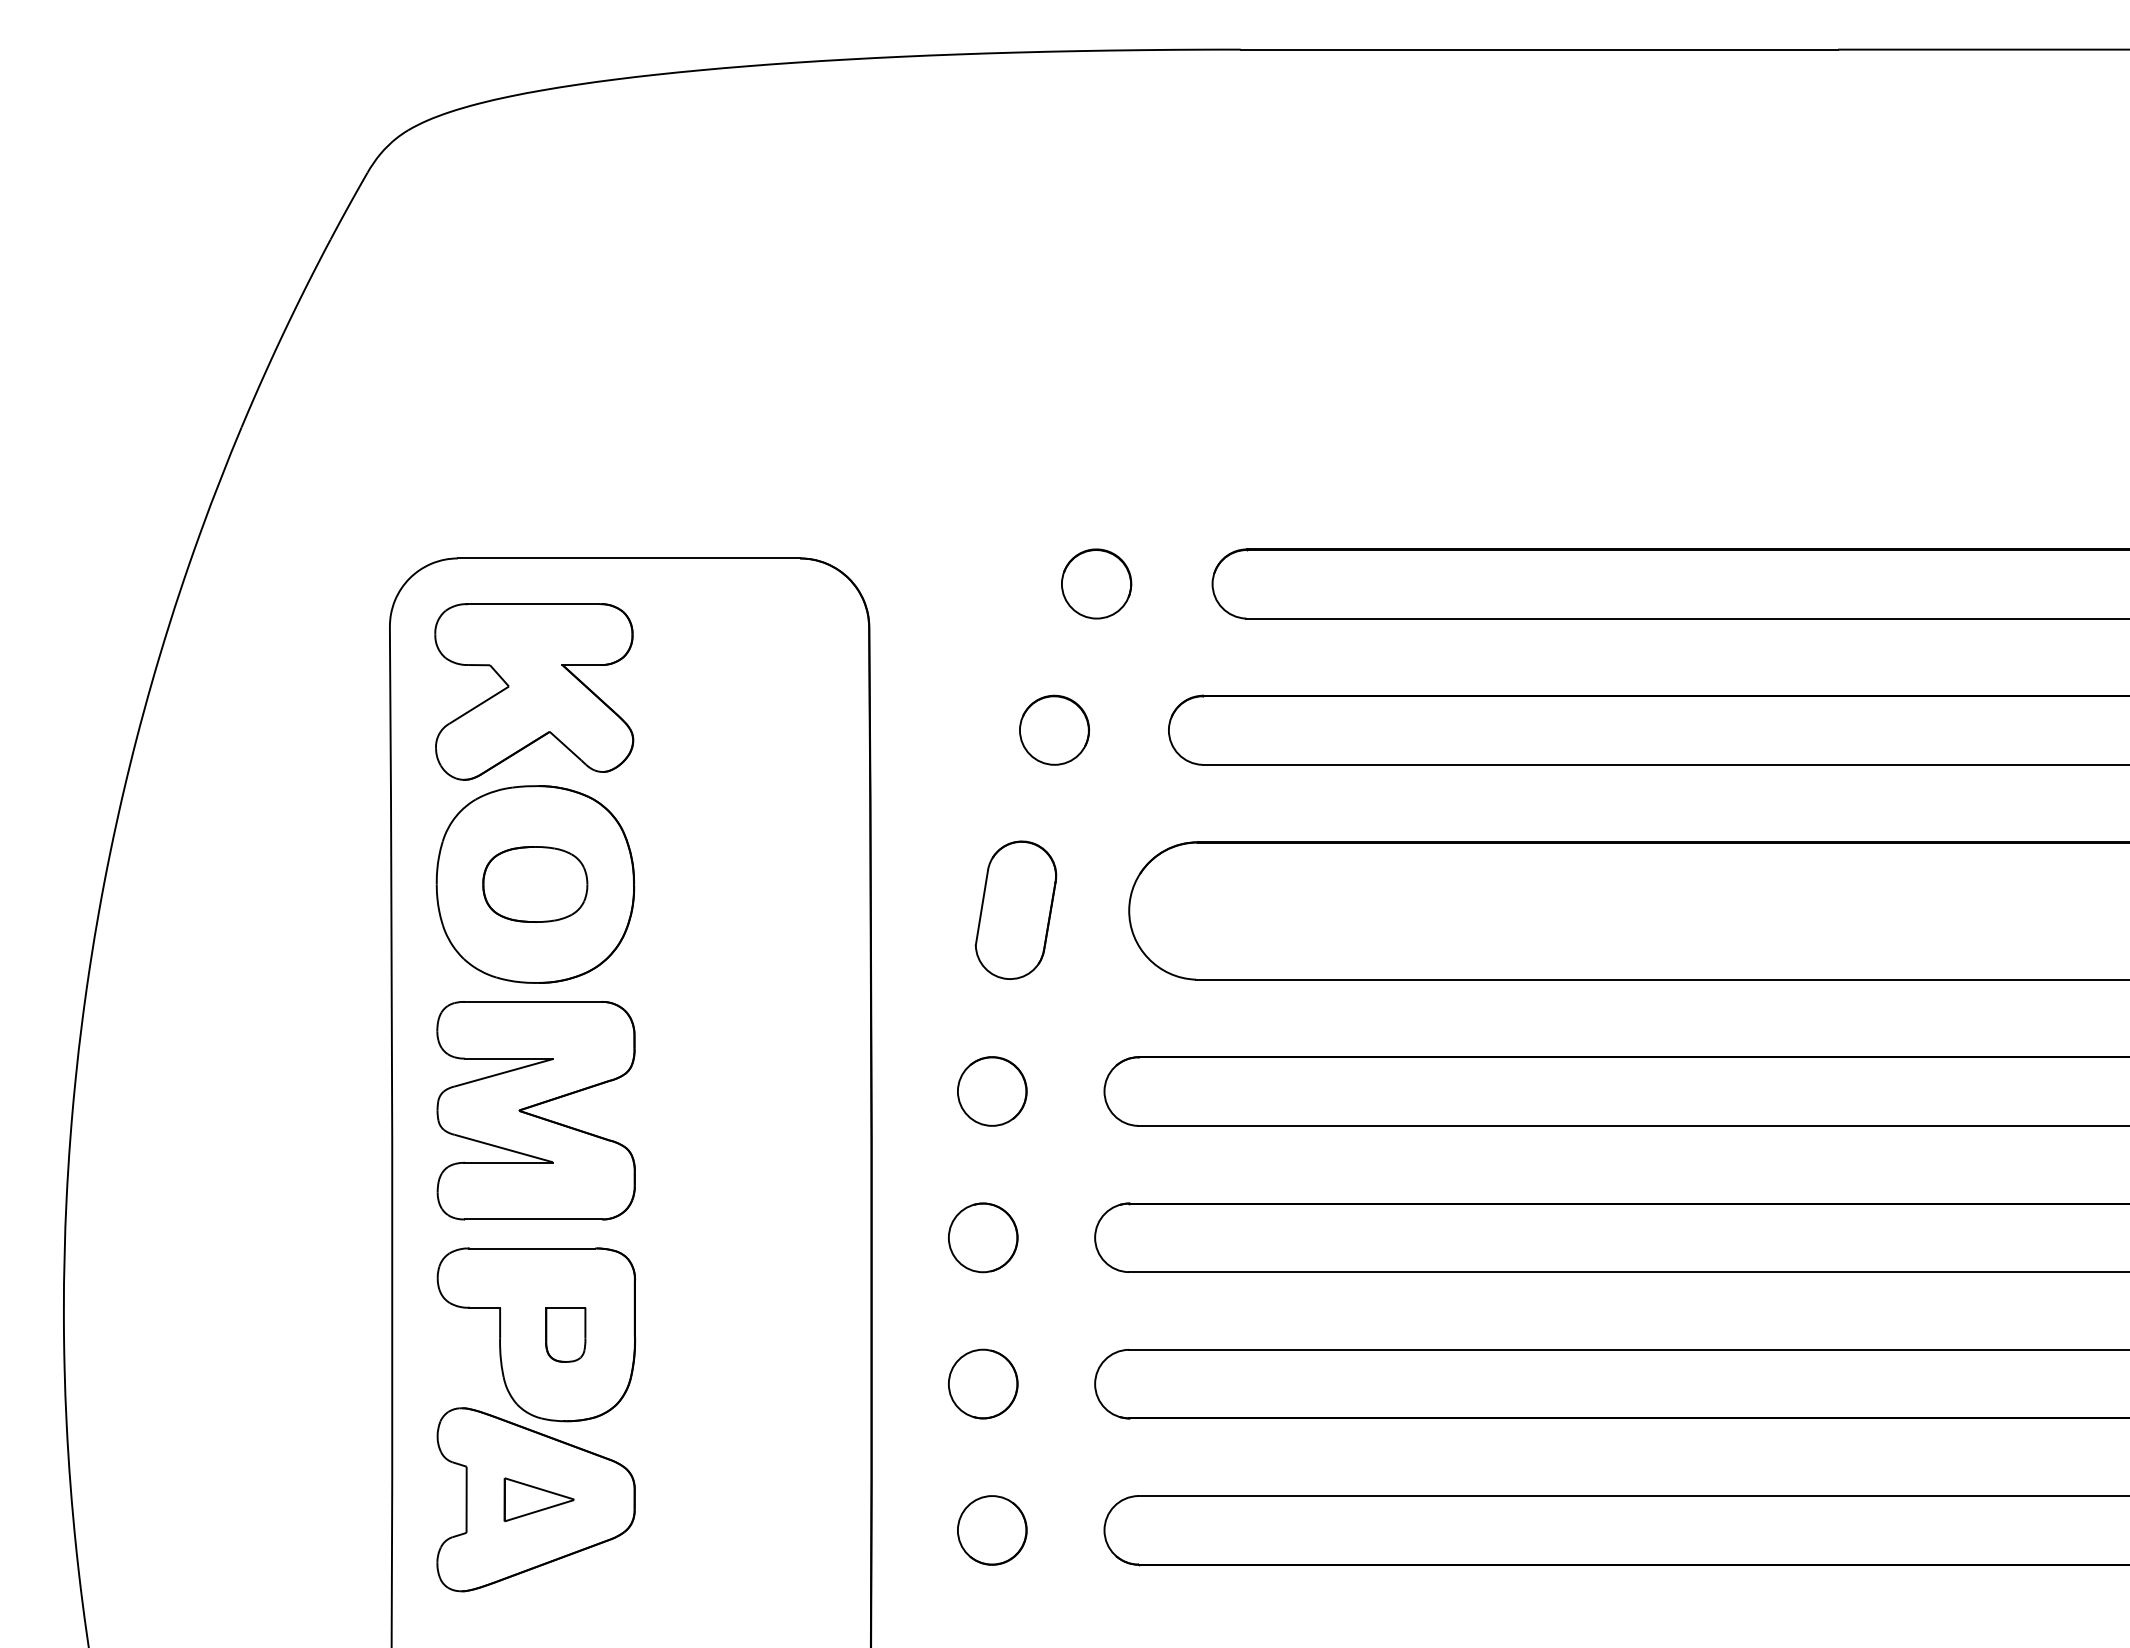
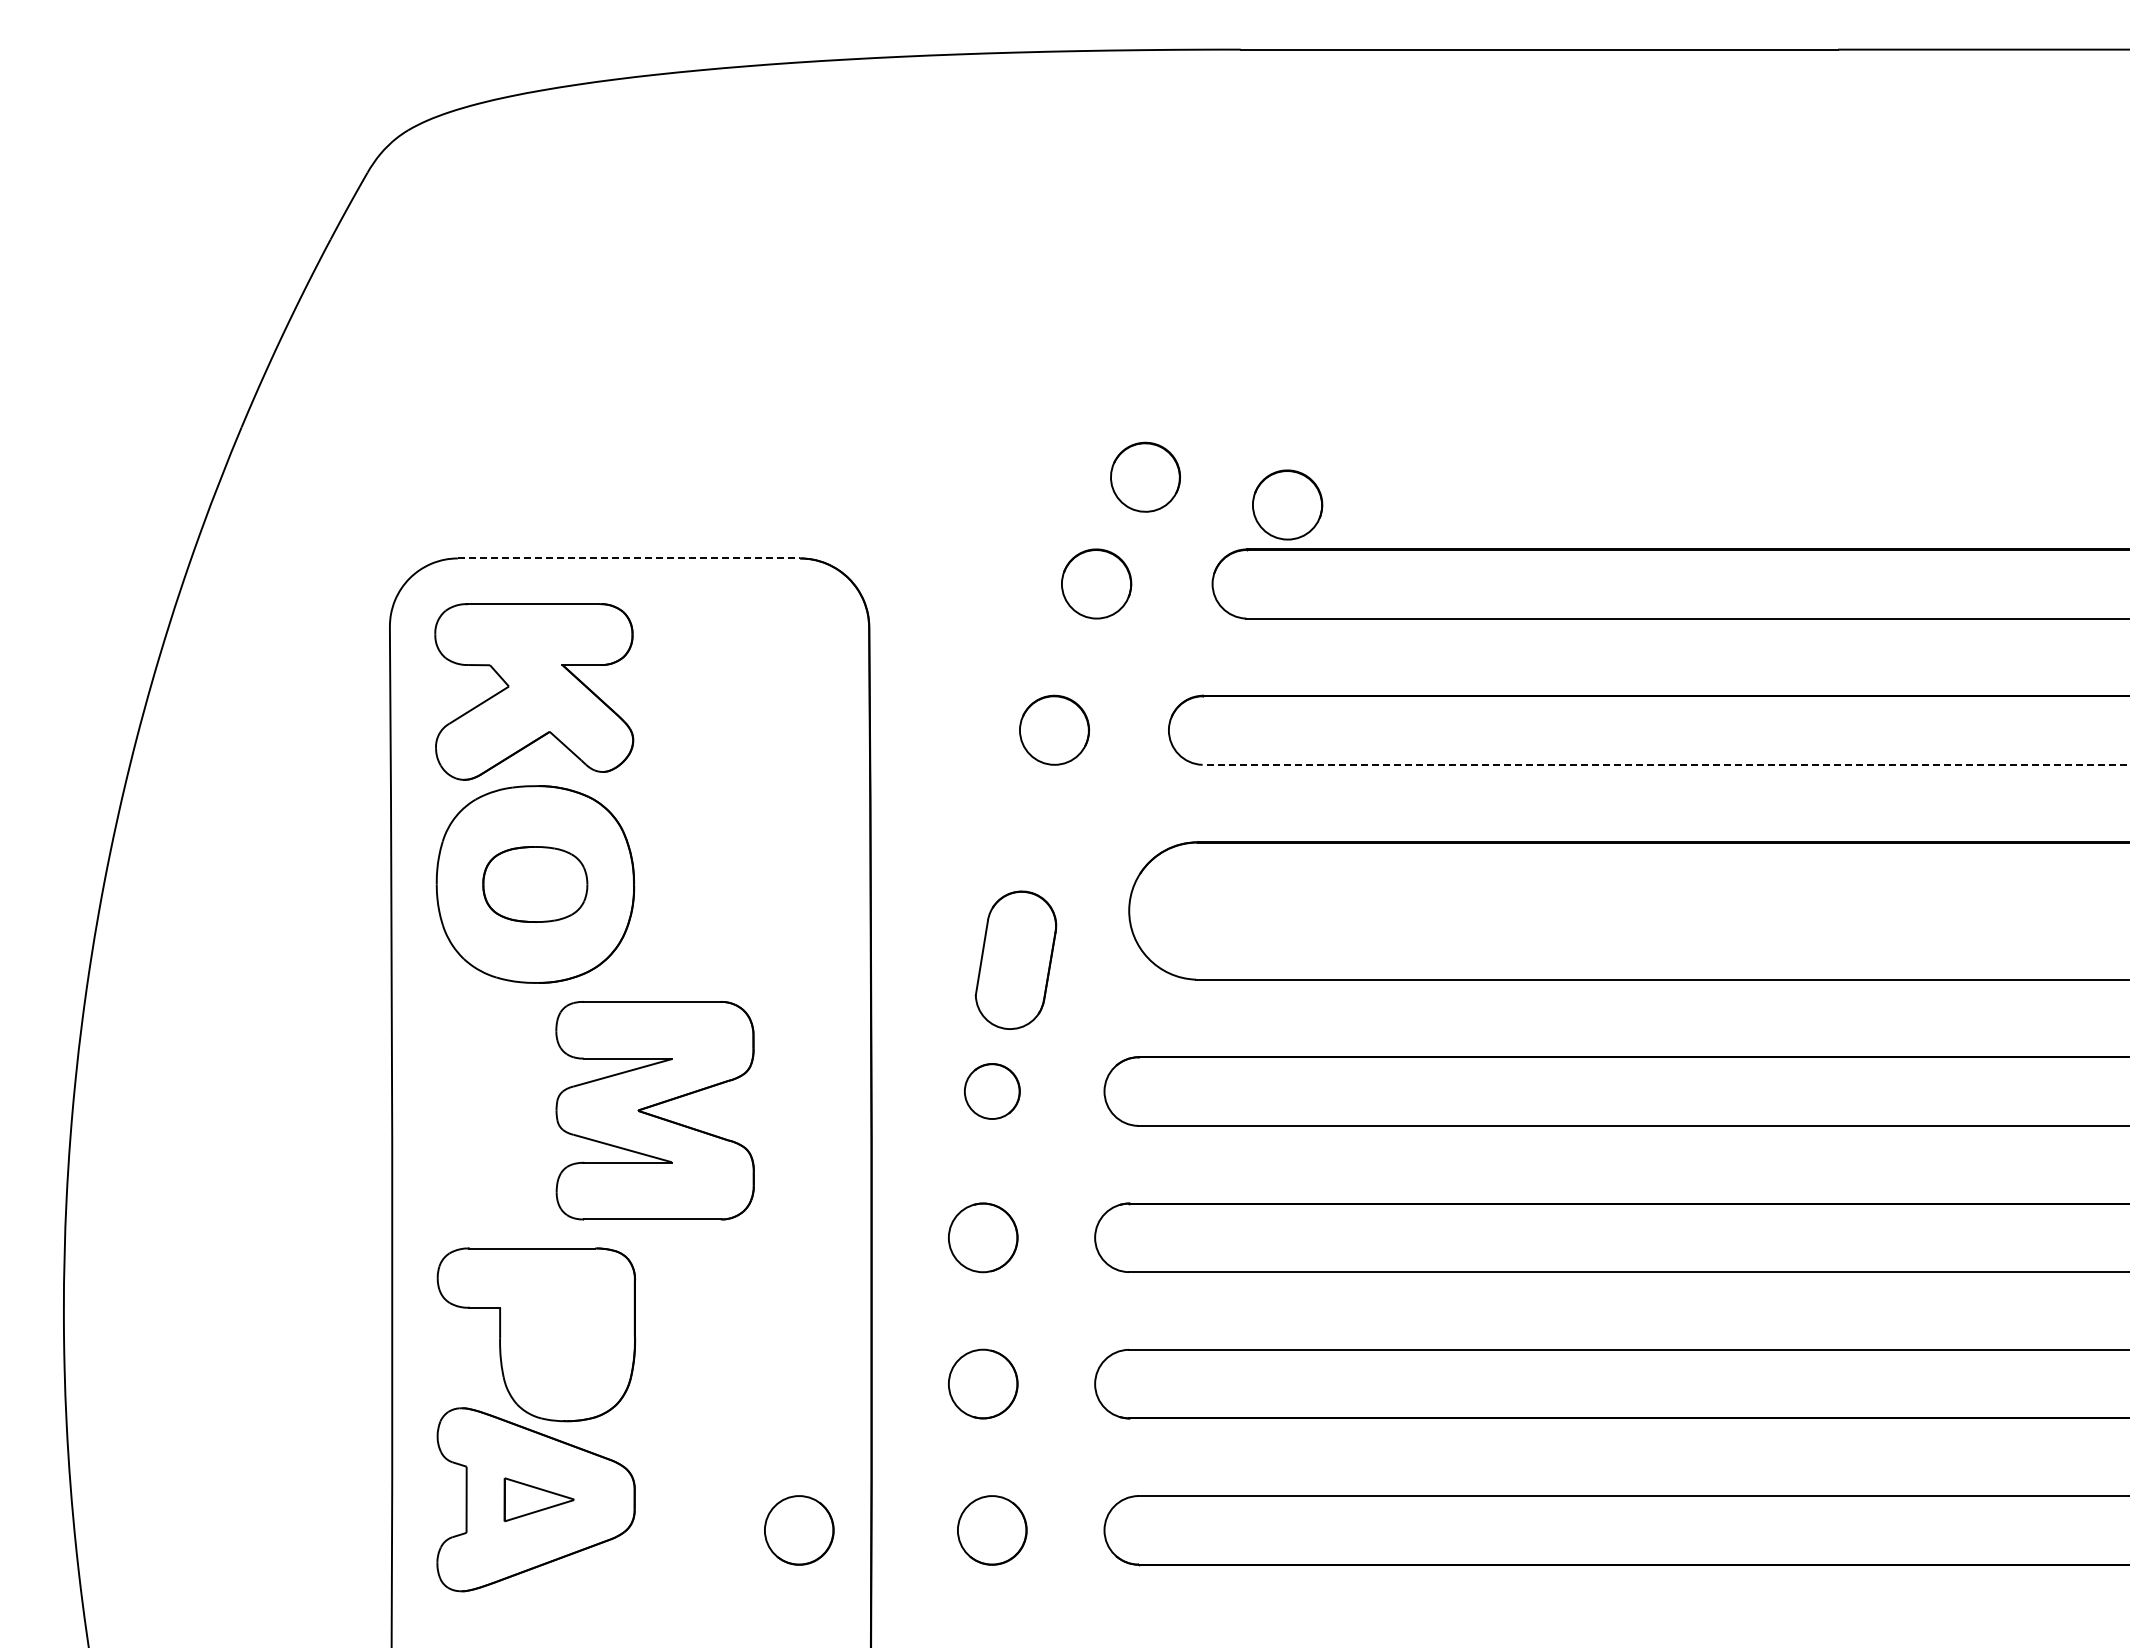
part: none -> present (1145, 476)
part: none -> present (1287, 504)
line: solid -> dashed (629, 558)
line: solid -> dashed (1665, 764)
part position: (1015, 909) -> (1015, 959) (1015, 959)
part size: 71x71 px -> 57x57 px (992, 1091)
part position: (535, 1110) -> (654, 1110) (654, 1110)
part: present -> none (565, 1334)
part: none -> present (799, 1530)
